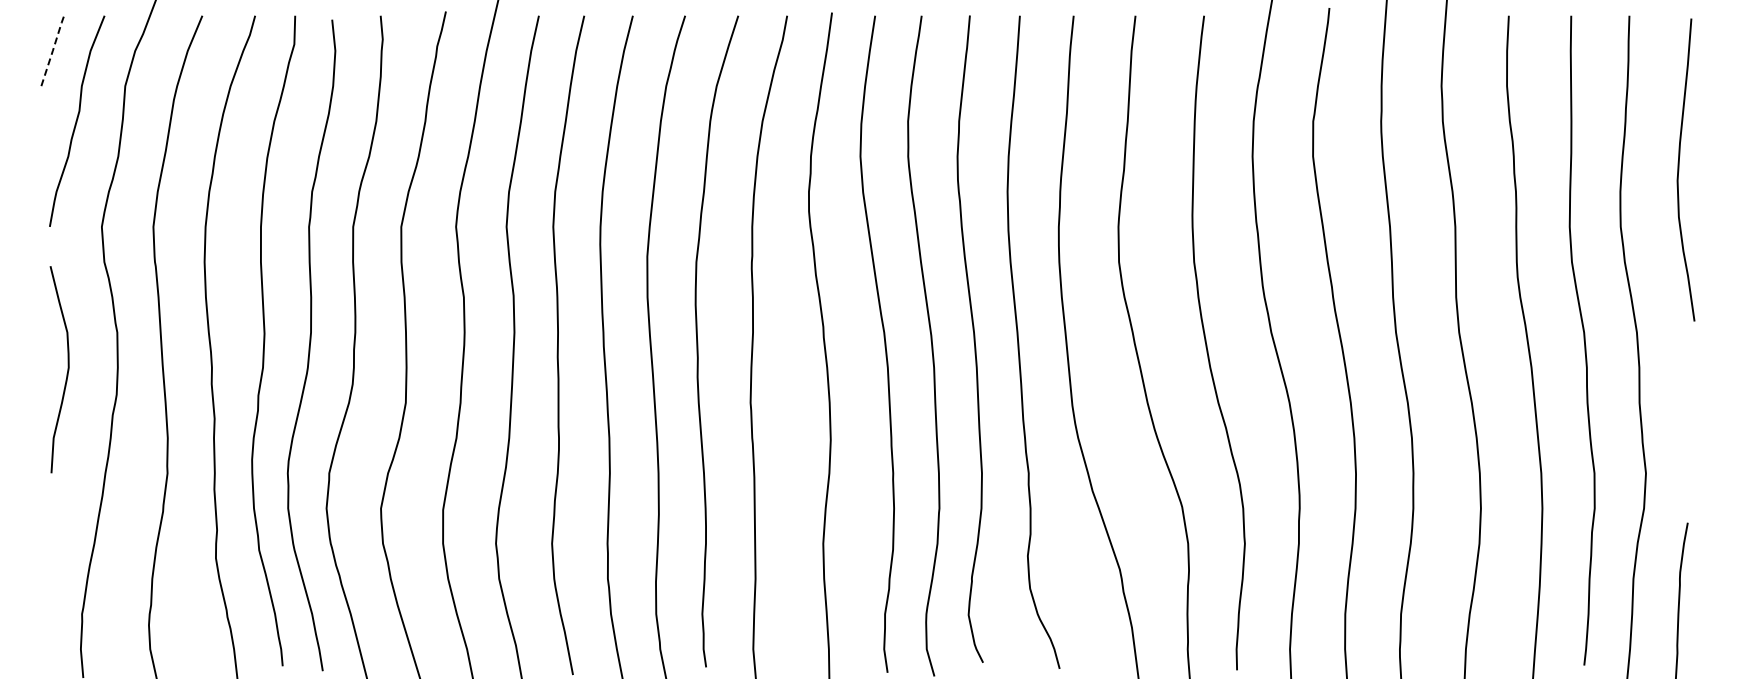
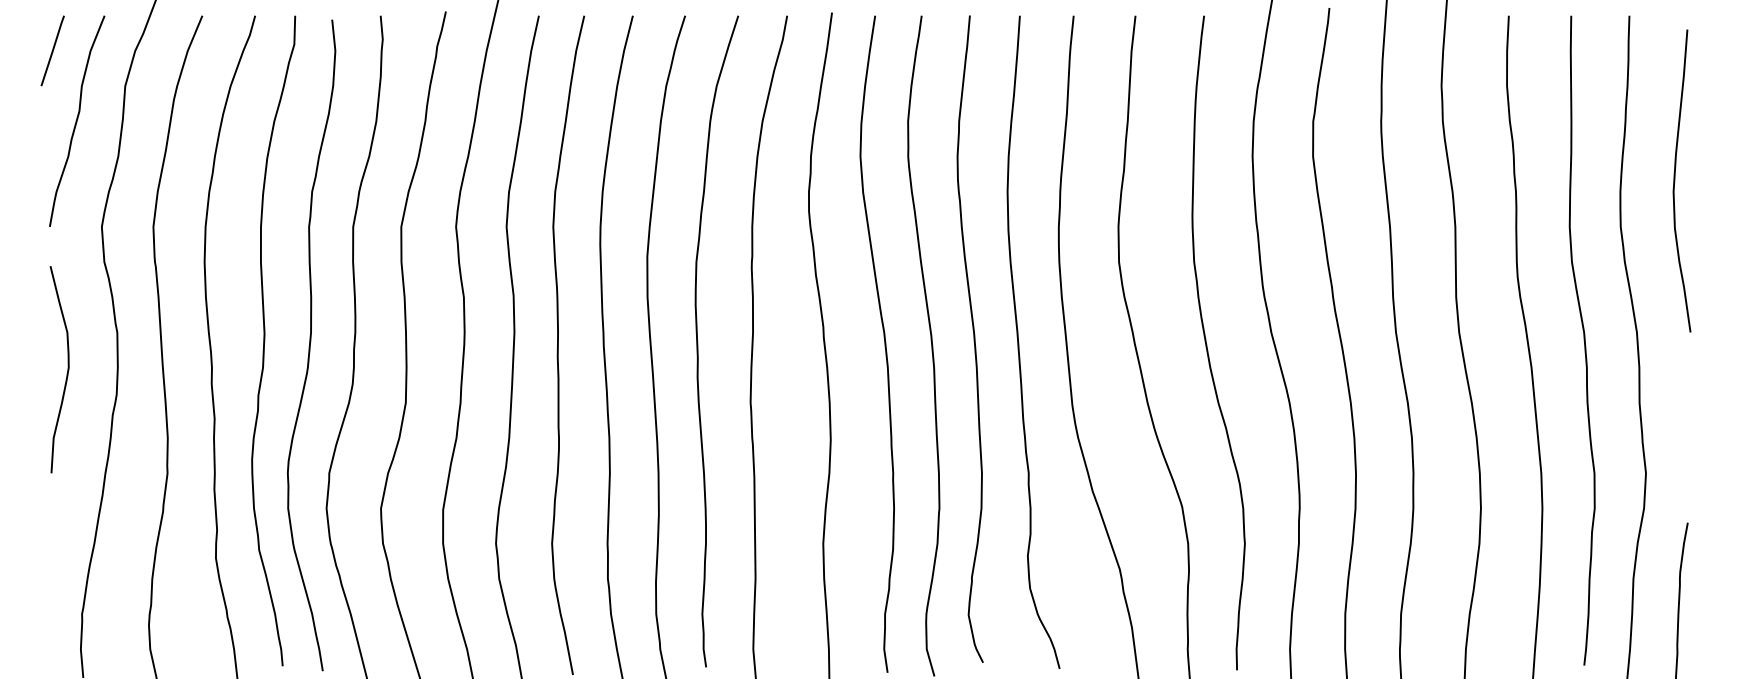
line: dashed -> solid (52, 50)
curve position: (1679, 169) -> (1675, 180) (1675, 180)
